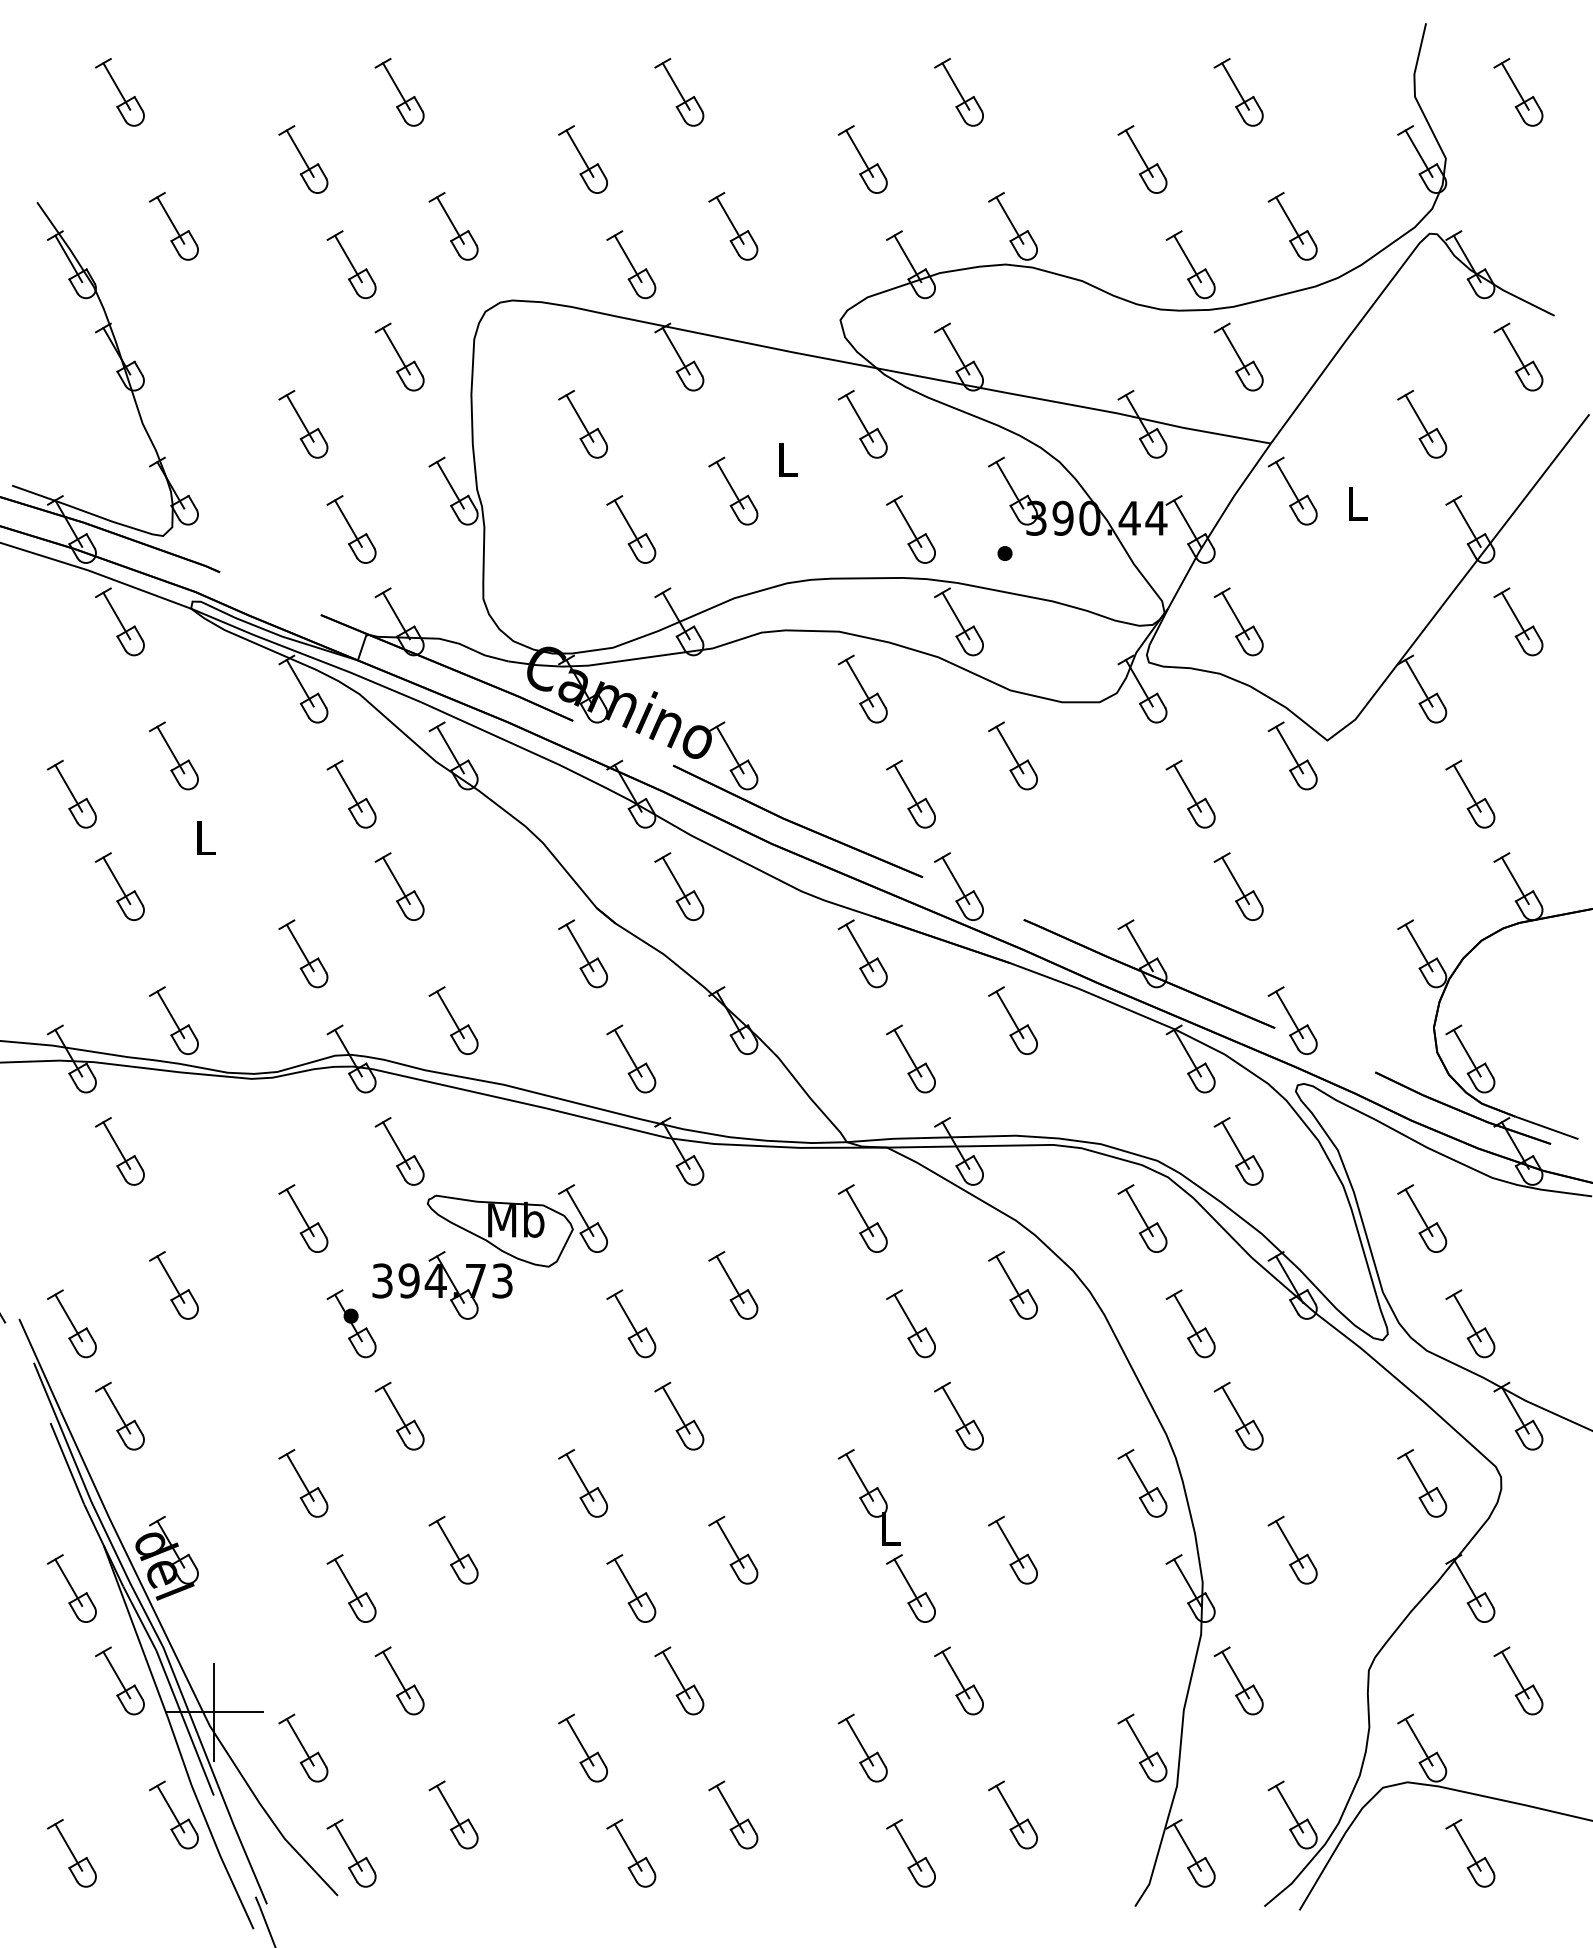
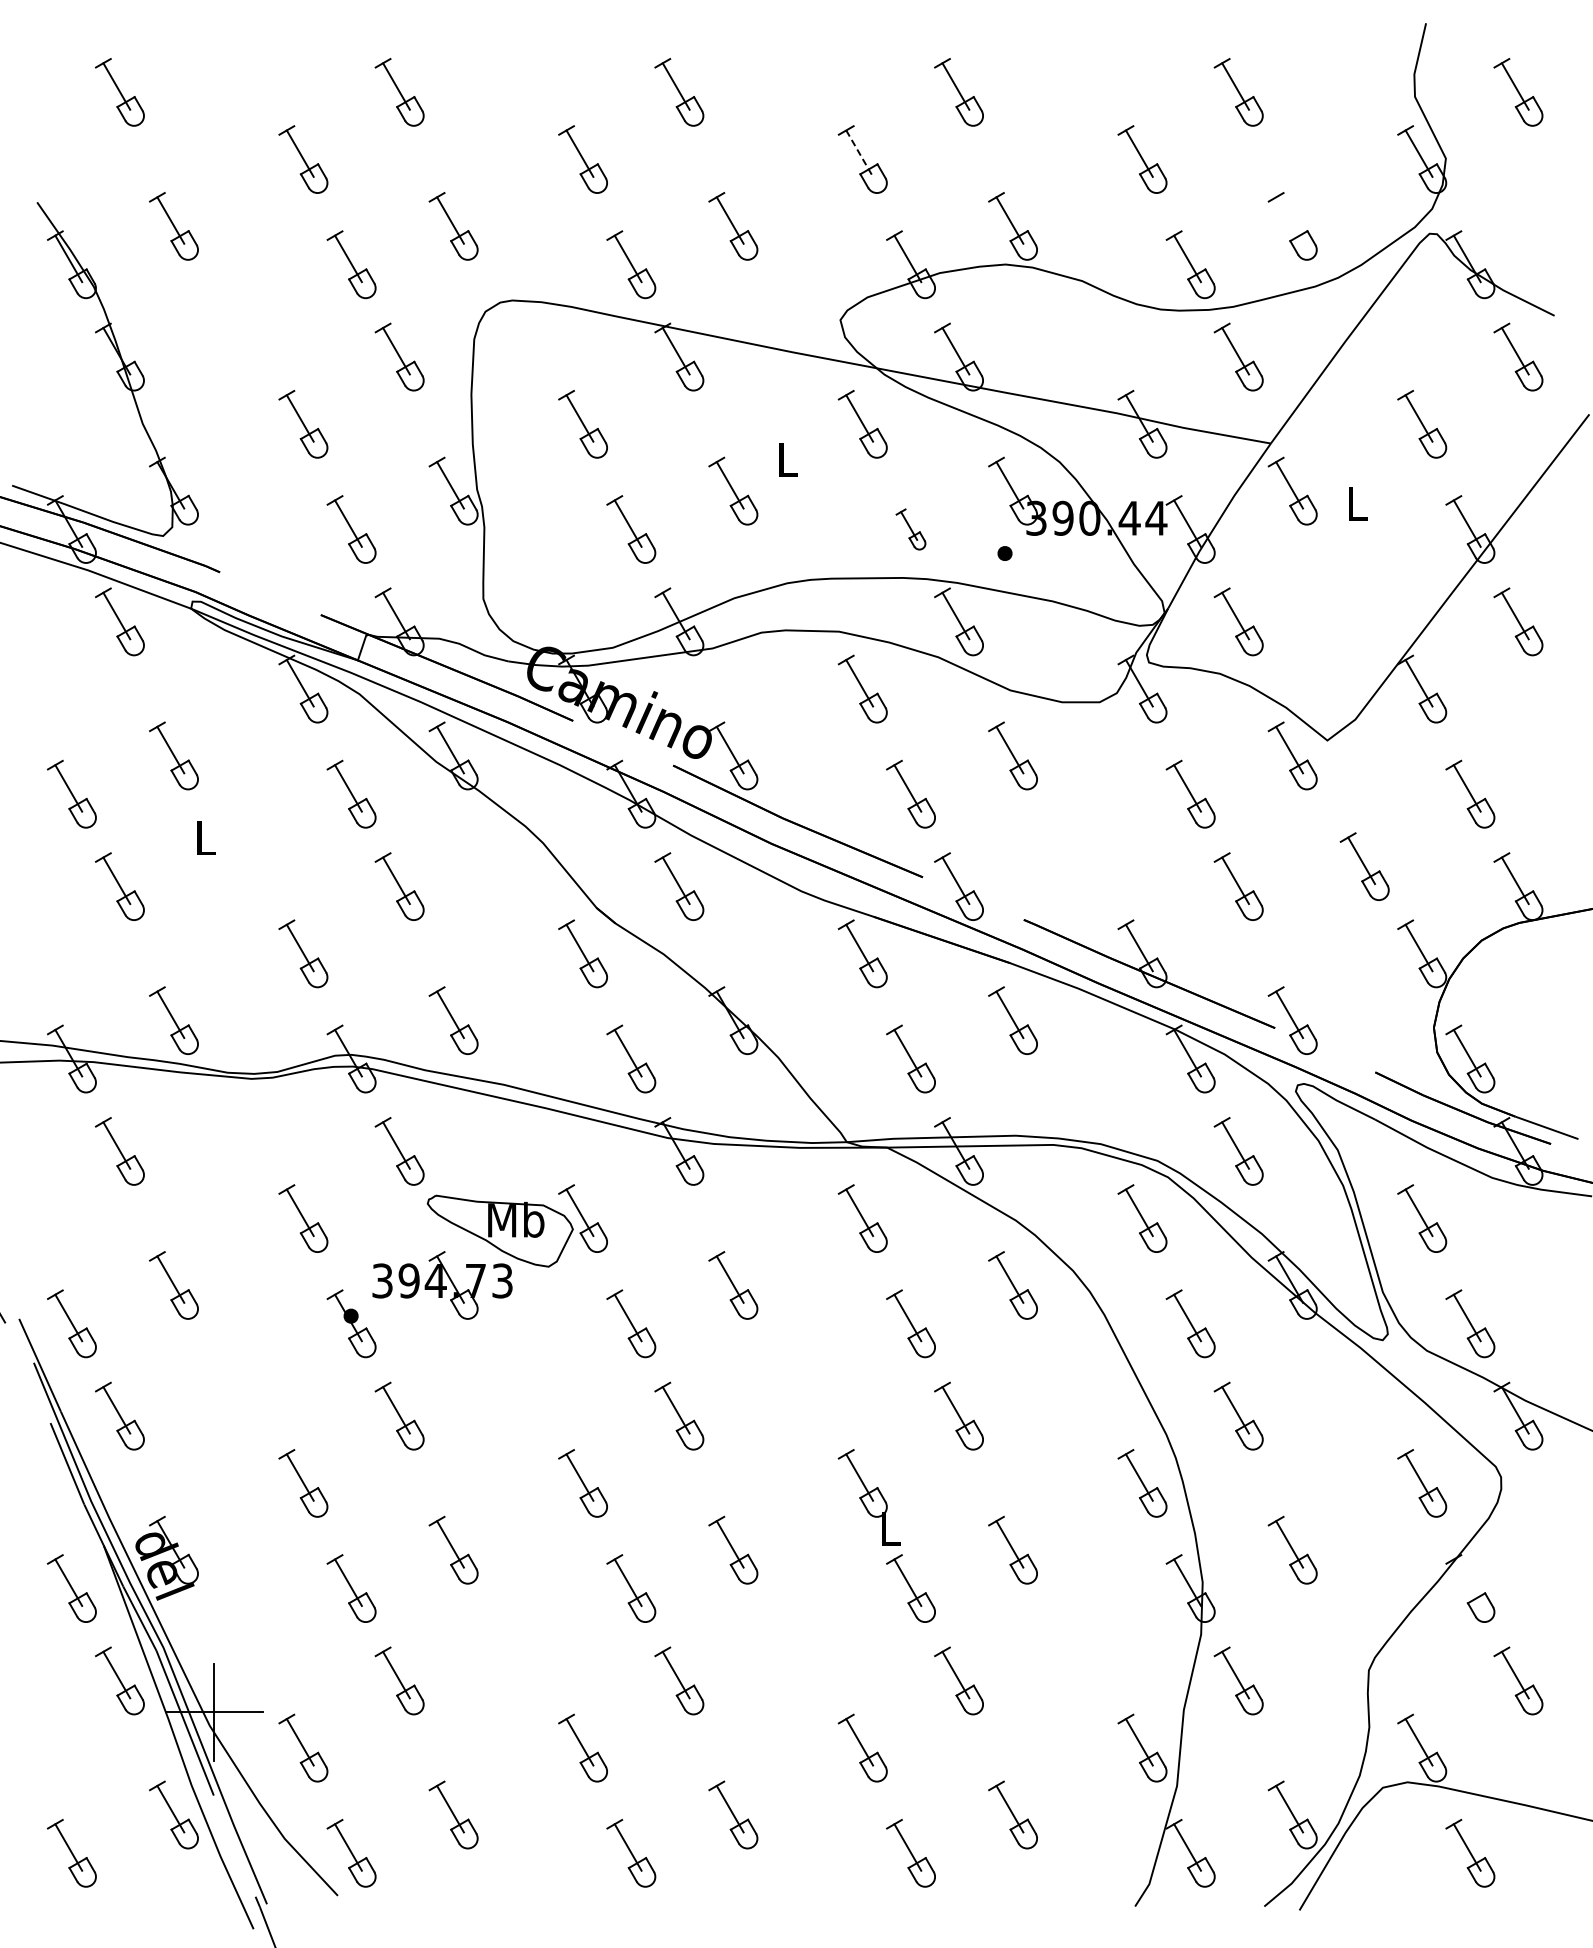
line: solid -> dashed (859, 153)
line: present -> none (1289, 220)
part size: 50x69 px -> 32x43 px (910, 529)
part: none -> present (1364, 866)
line: present -> none (1466, 1582)
